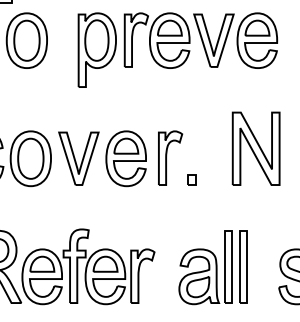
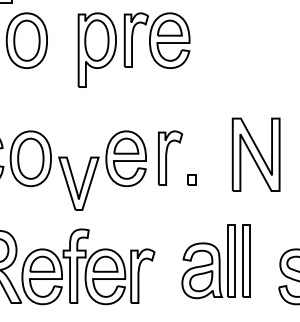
part: present -> none (235, 40)
part position: (255, 148) -> (255, 154) (255, 154)
part position: (78, 158) -> (78, 183) (78, 183)
part position: (212, 267) -> (215, 261) (215, 261)
